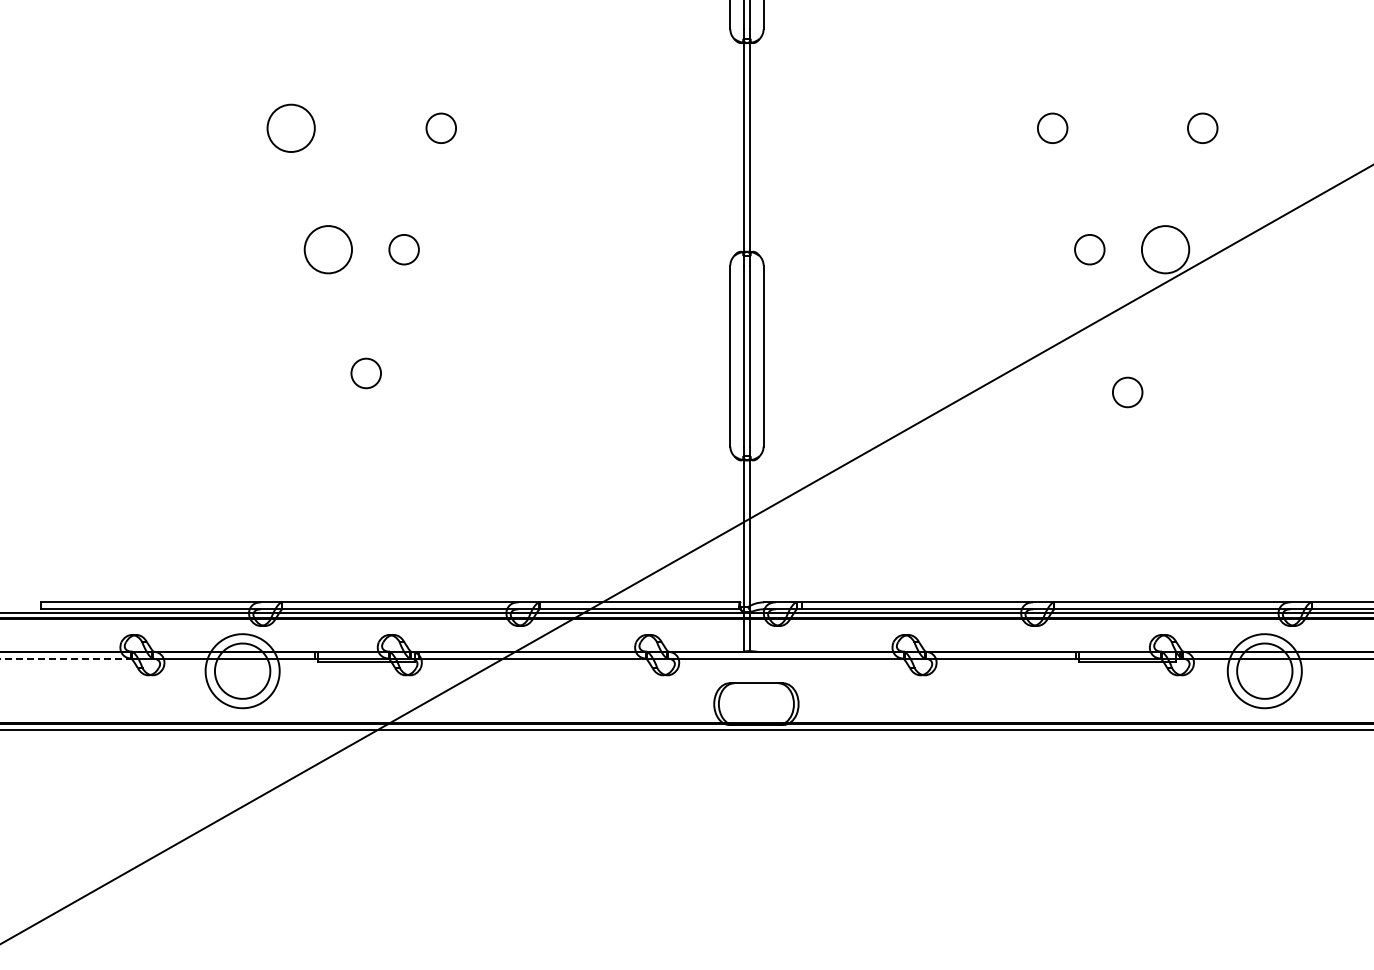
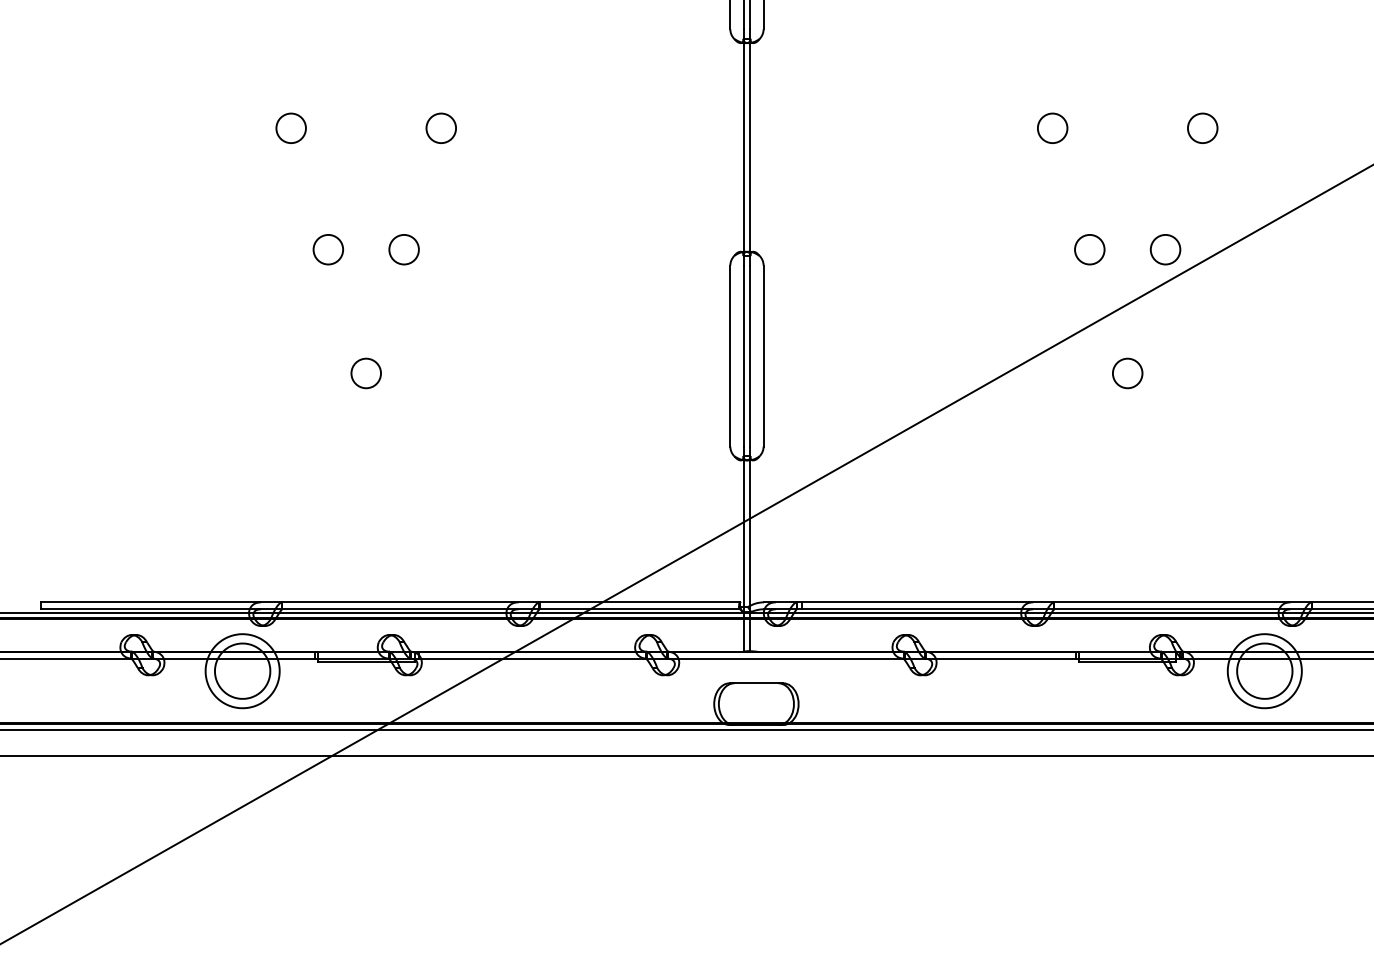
circle diameter: 47 px -> 30 px (290, 128)
circle diameter: 47 px -> 30 px (328, 249)
circle diameter: 47 px -> 30 px (1165, 249)
circle position: (1127, 392) -> (1127, 373) (1127, 373)
line: dashed -> solid (66, 658)
line: none -> present (686, 756)
